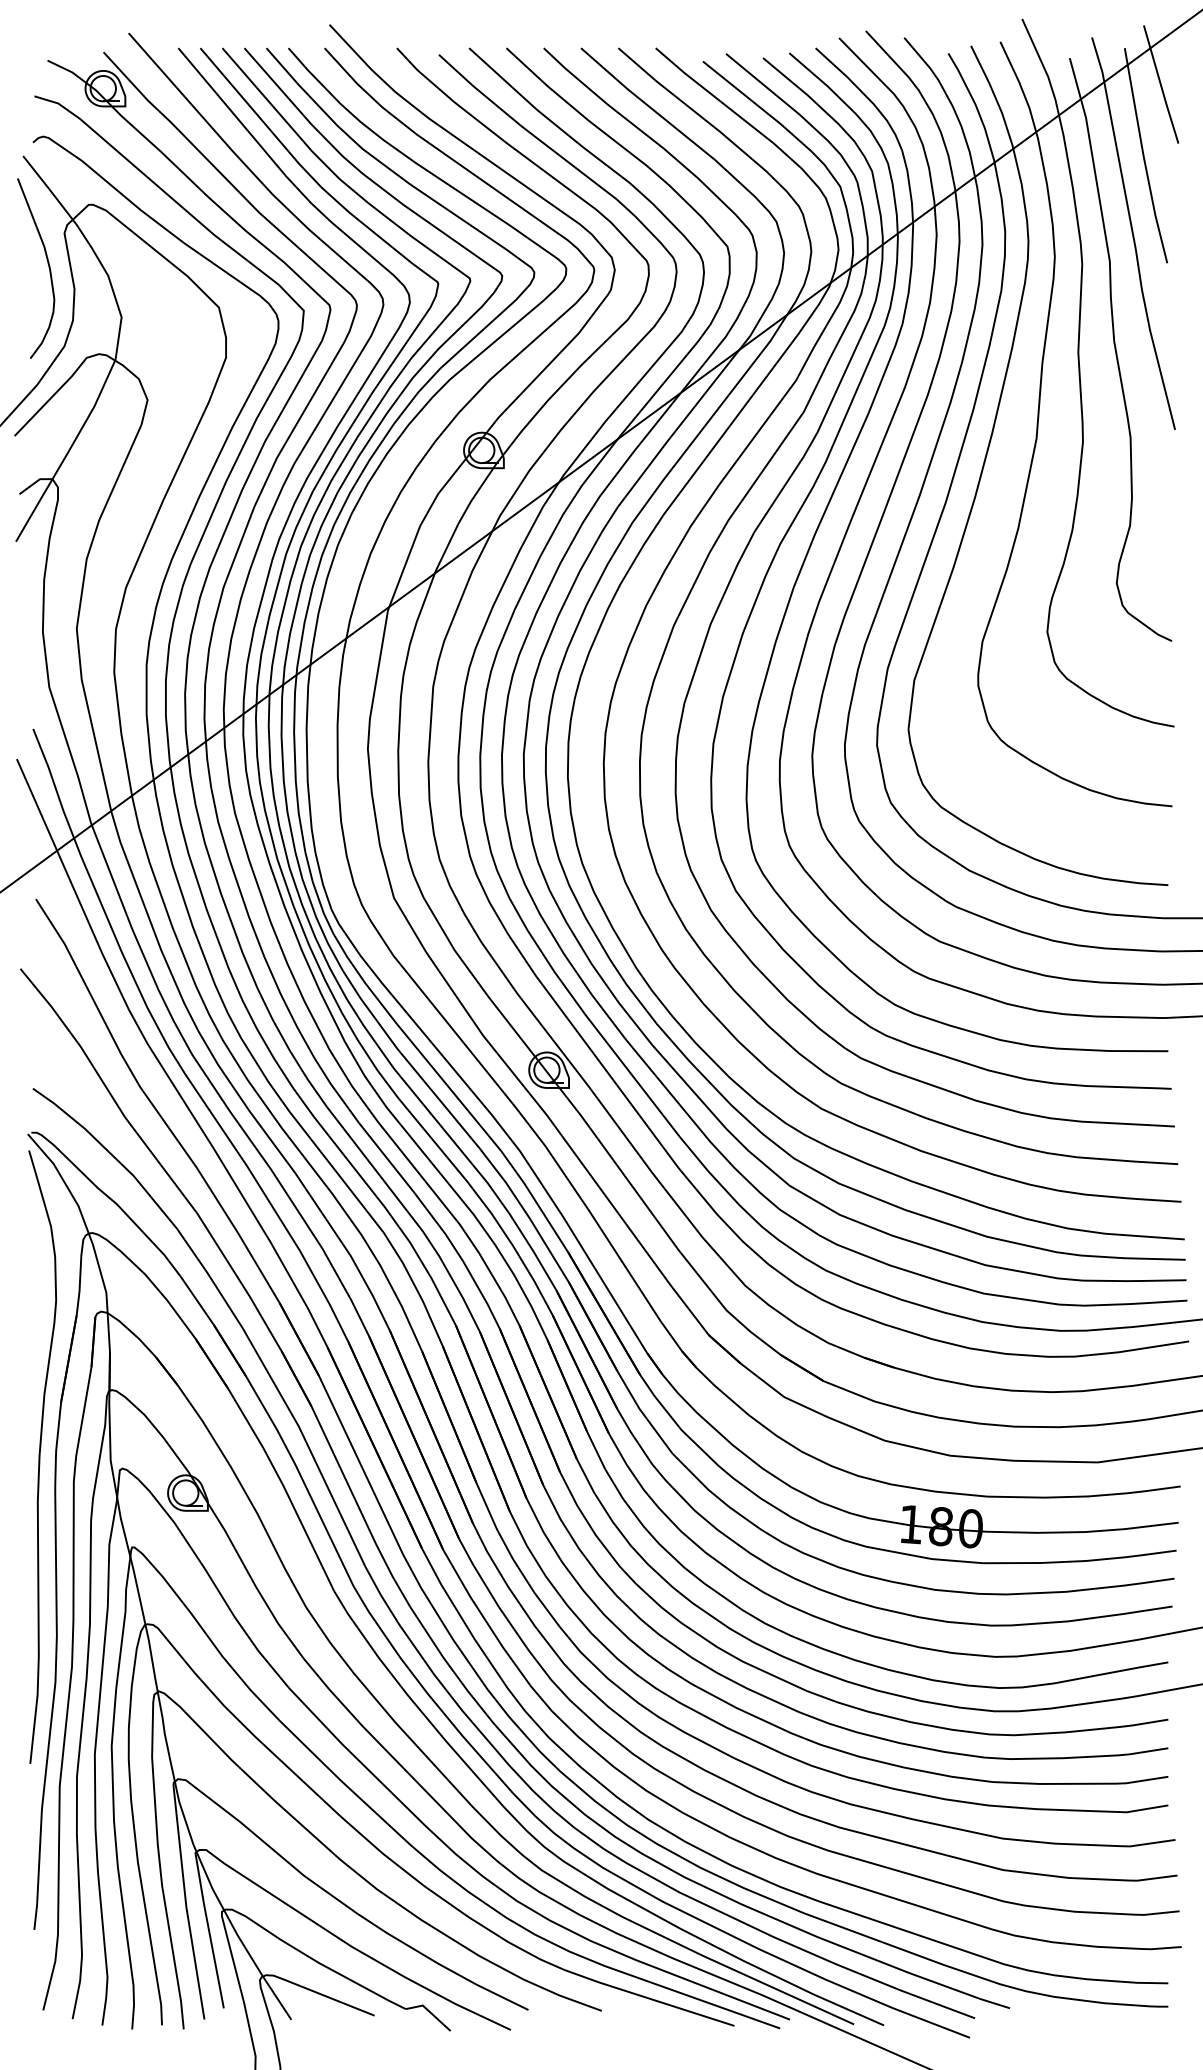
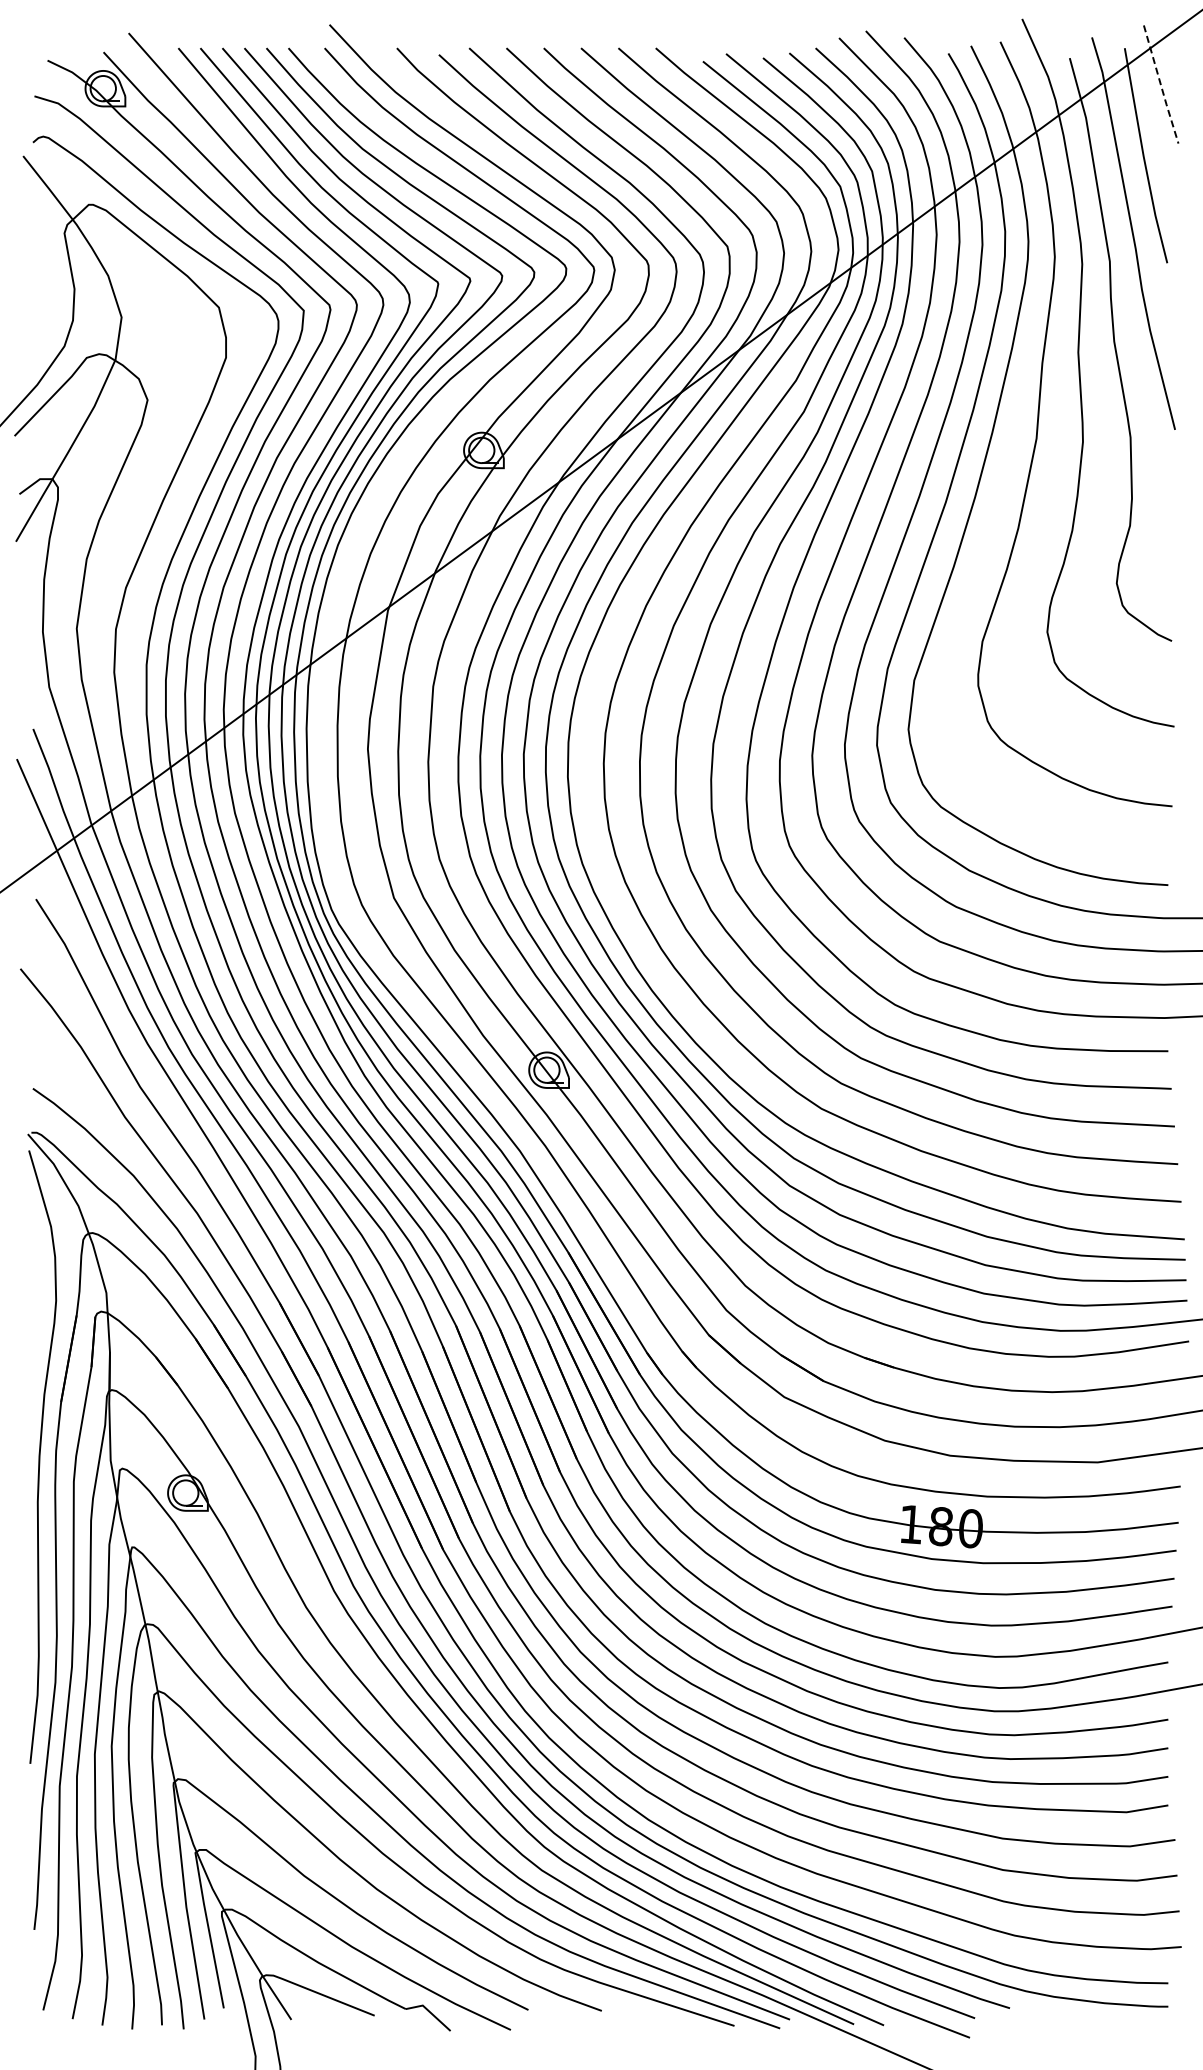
line: solid -> dashed (1161, 85)
curve: present -> none (48, 267)
